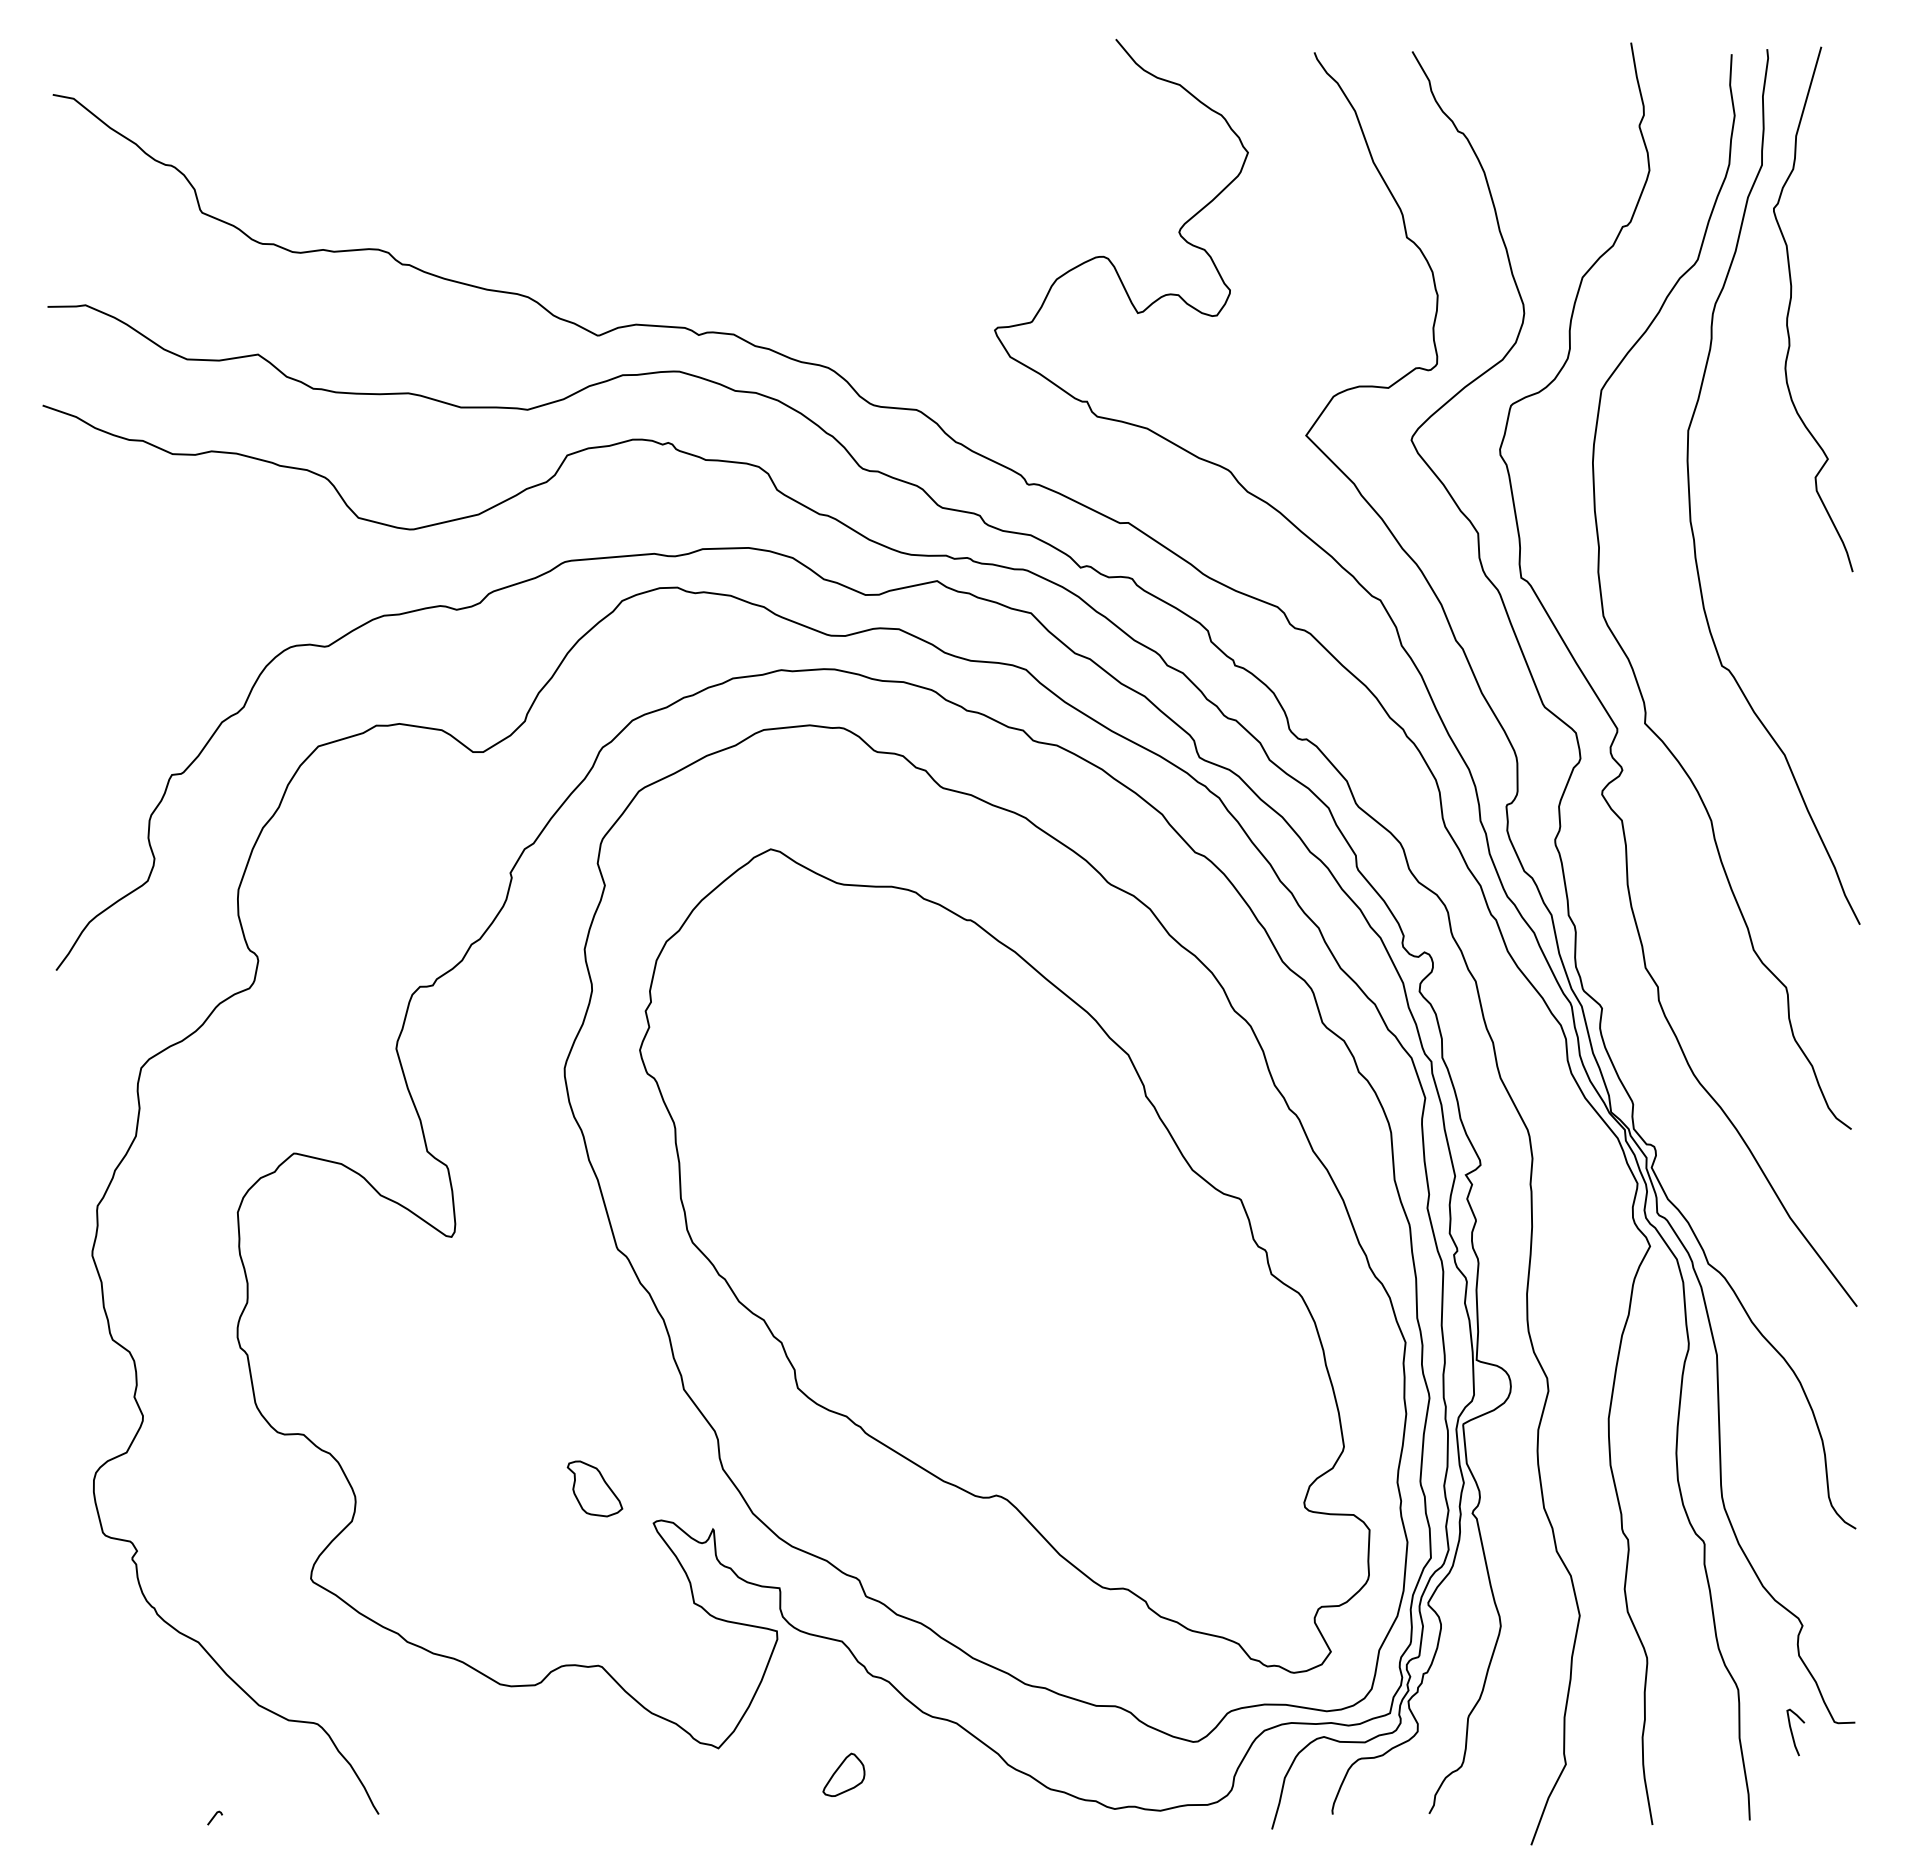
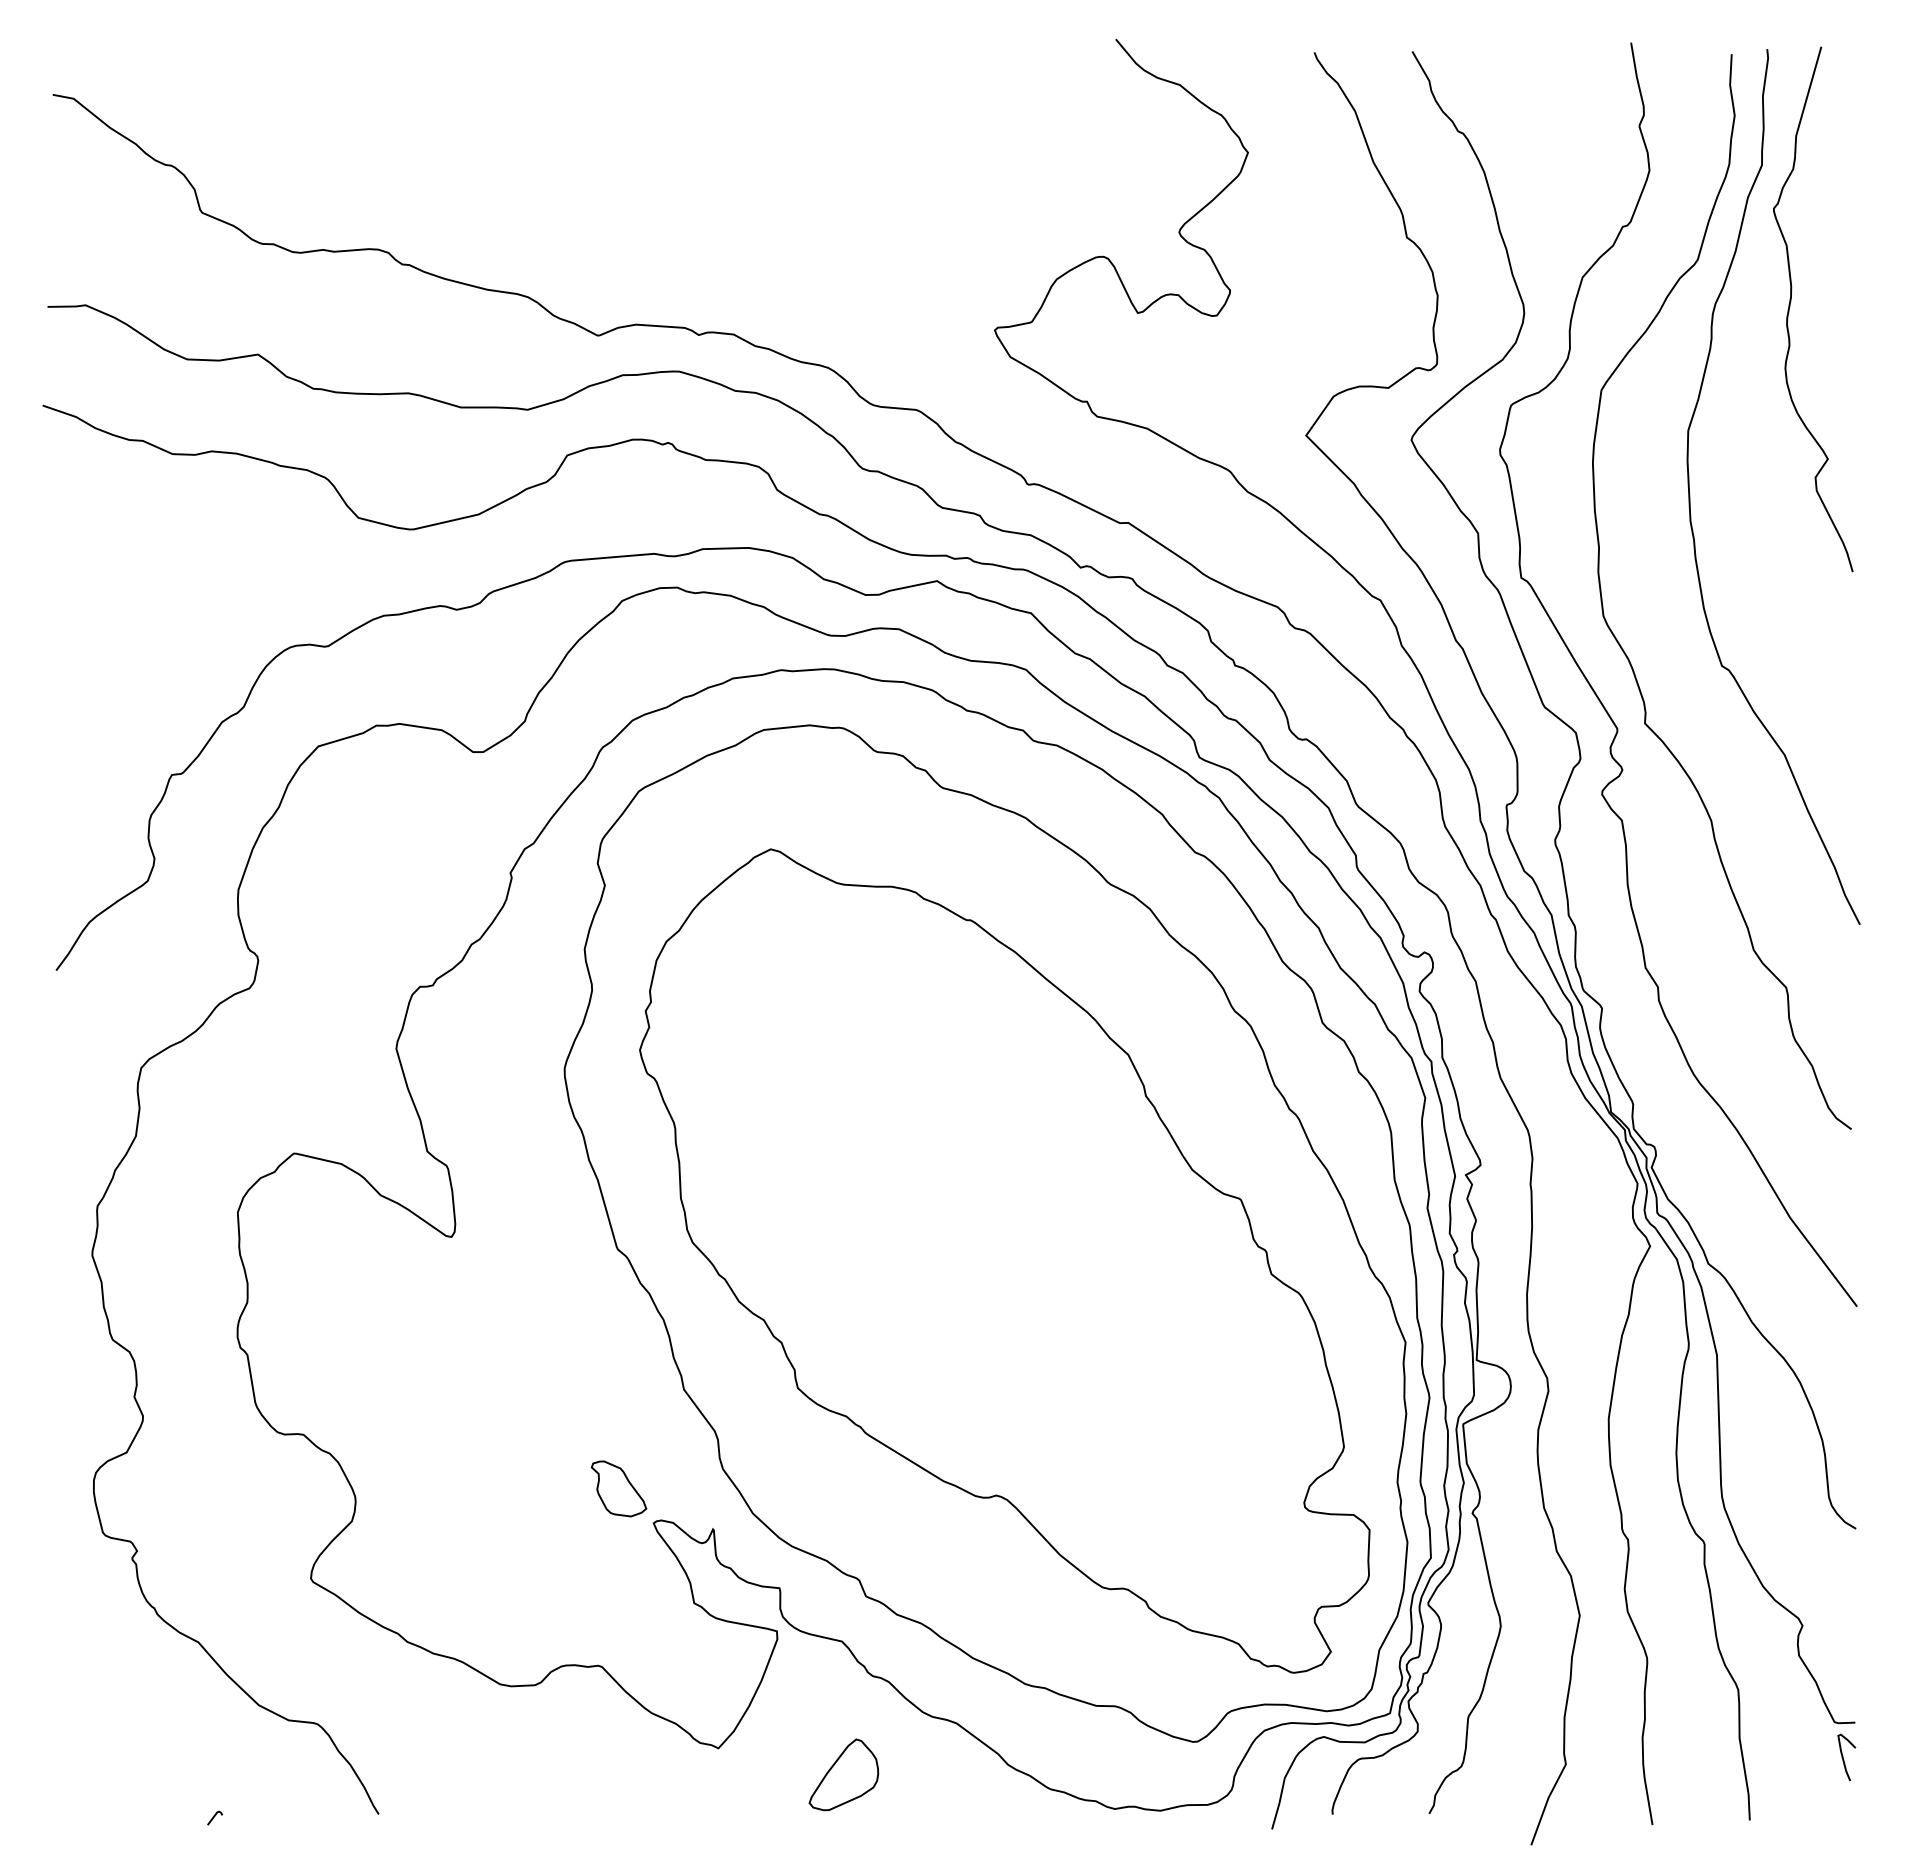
part position: (594, 1488) -> (618, 1488) (618, 1488)
curve position: (1793, 1734) -> (1844, 1759) (1844, 1759)
part size: 44x45 px -> 72x74 px (843, 1774)
